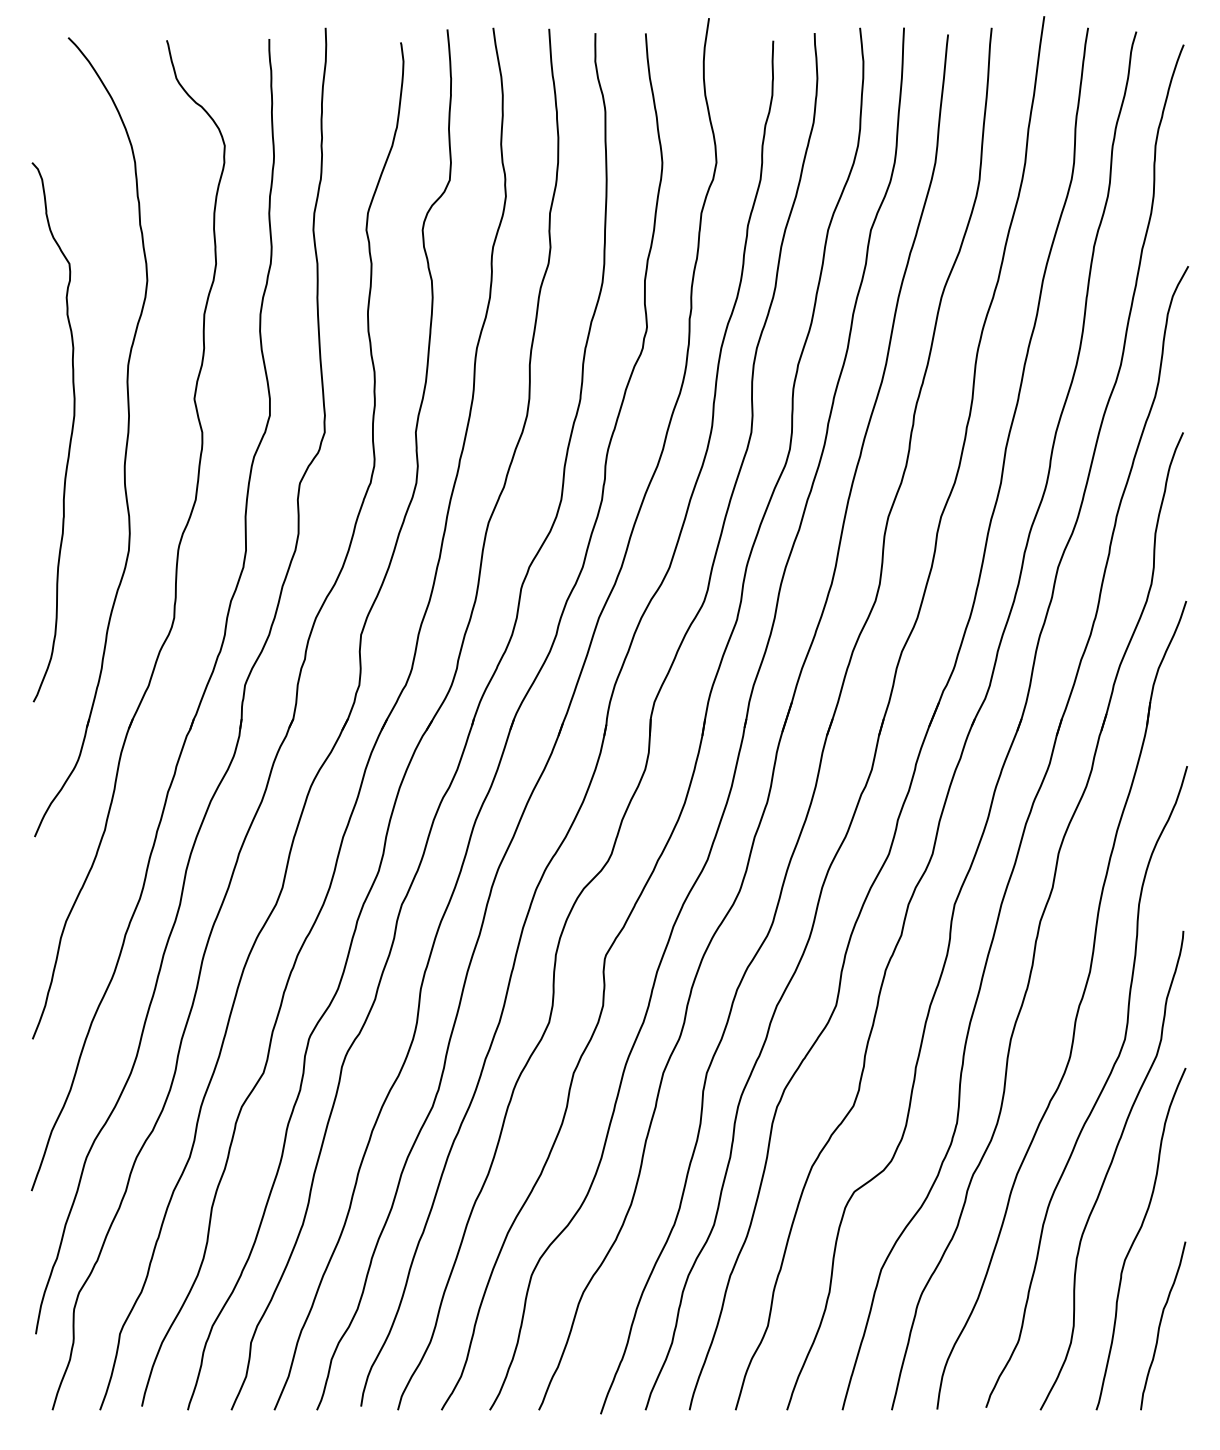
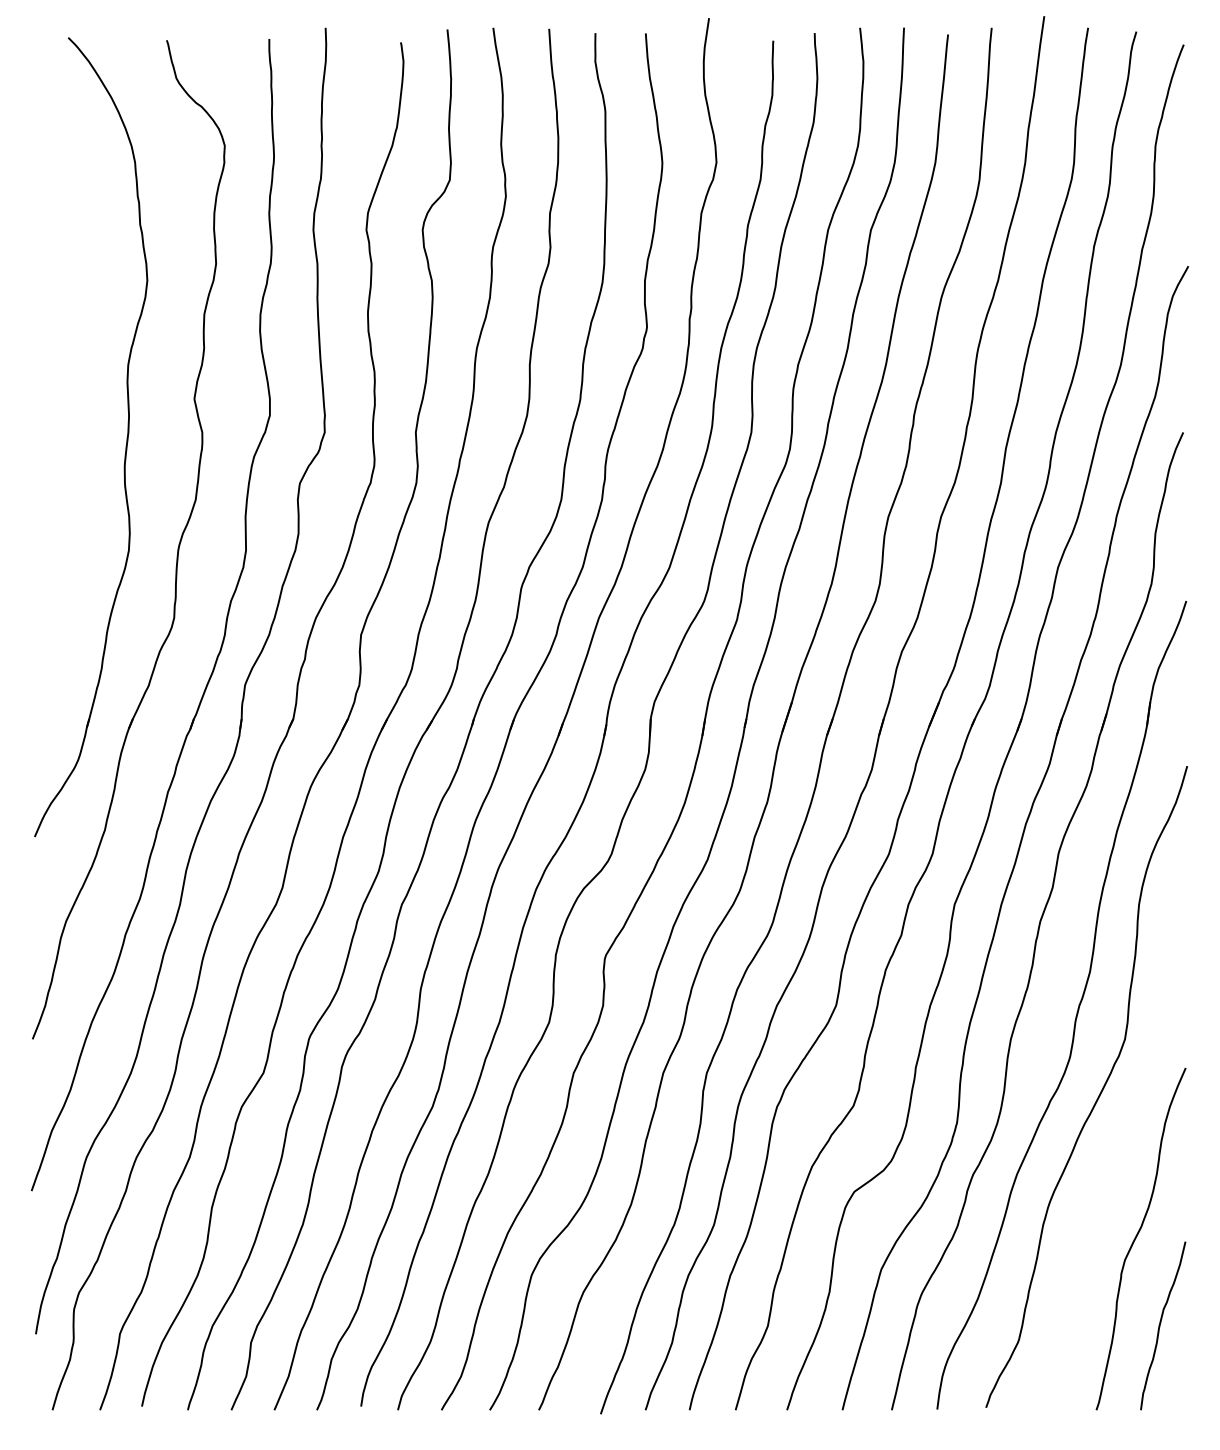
curve: present -> none (70, 434)
curve: present -> none (1109, 1170)
